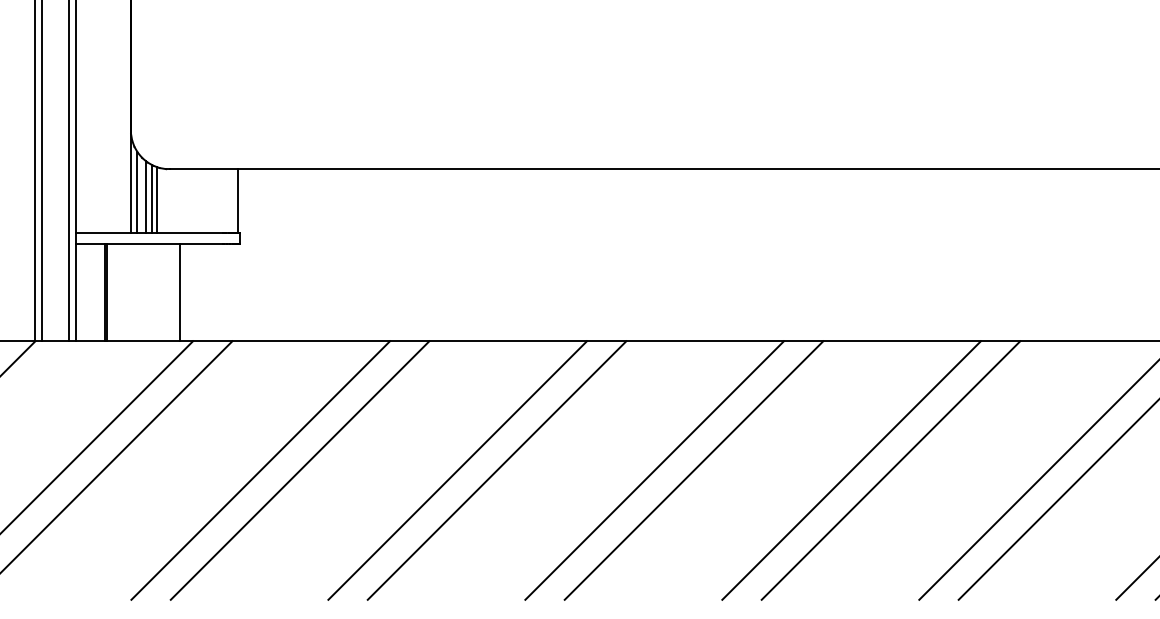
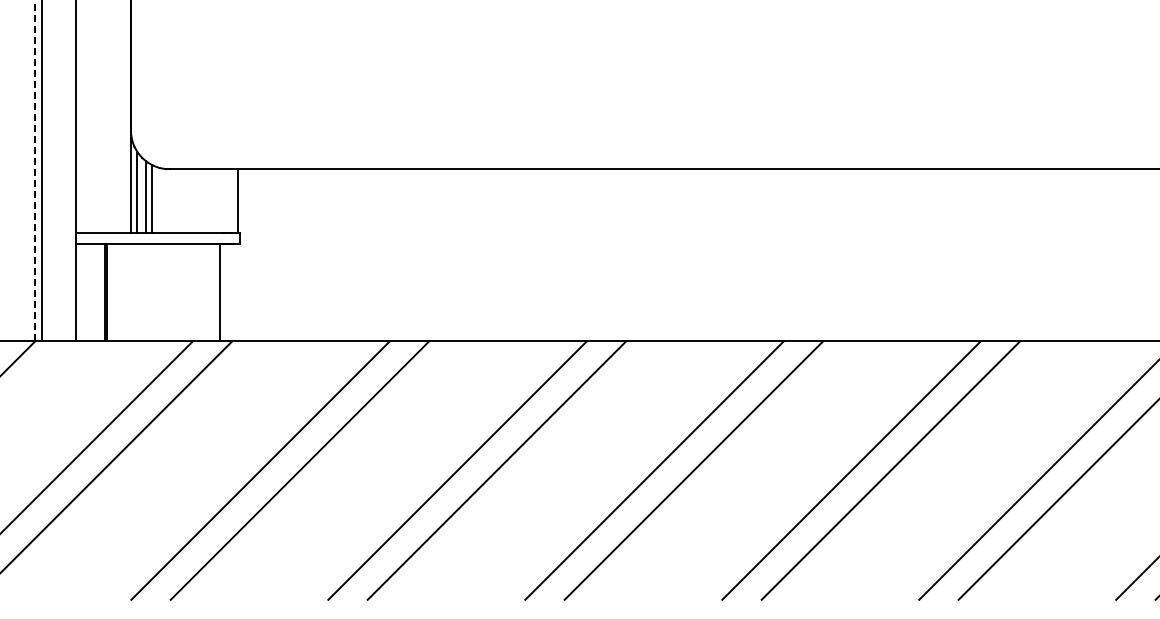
line: solid -> dashed (35, 169)
line: present -> none (69, 171)
line: present -> none (156, 199)
line position: (179, 292) -> (219, 292) (219, 292)
